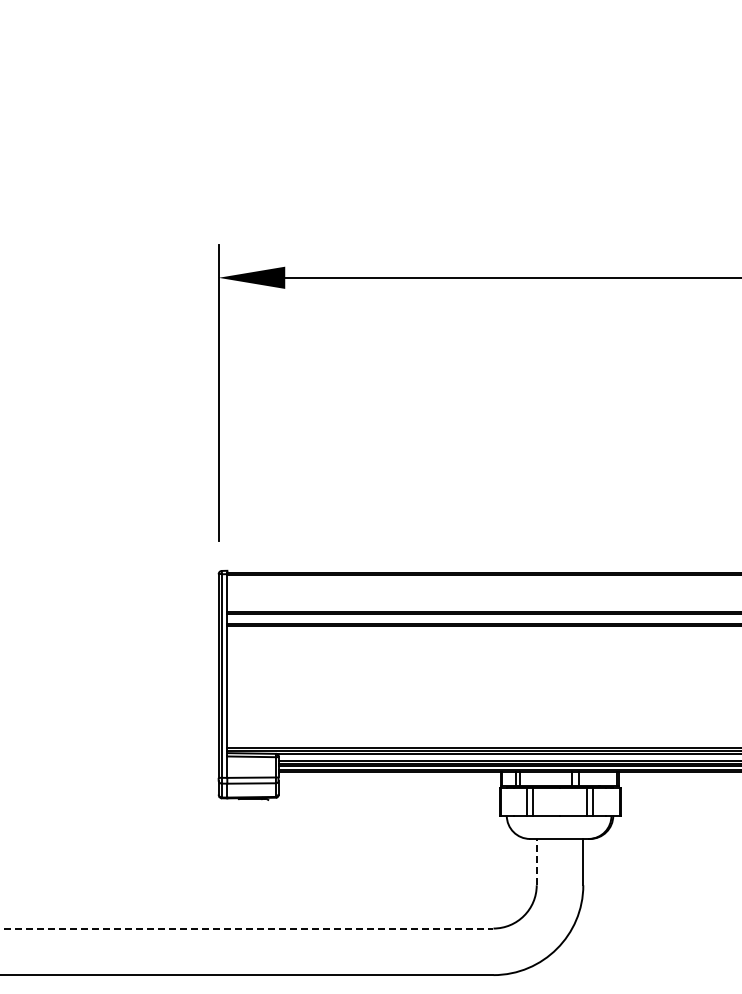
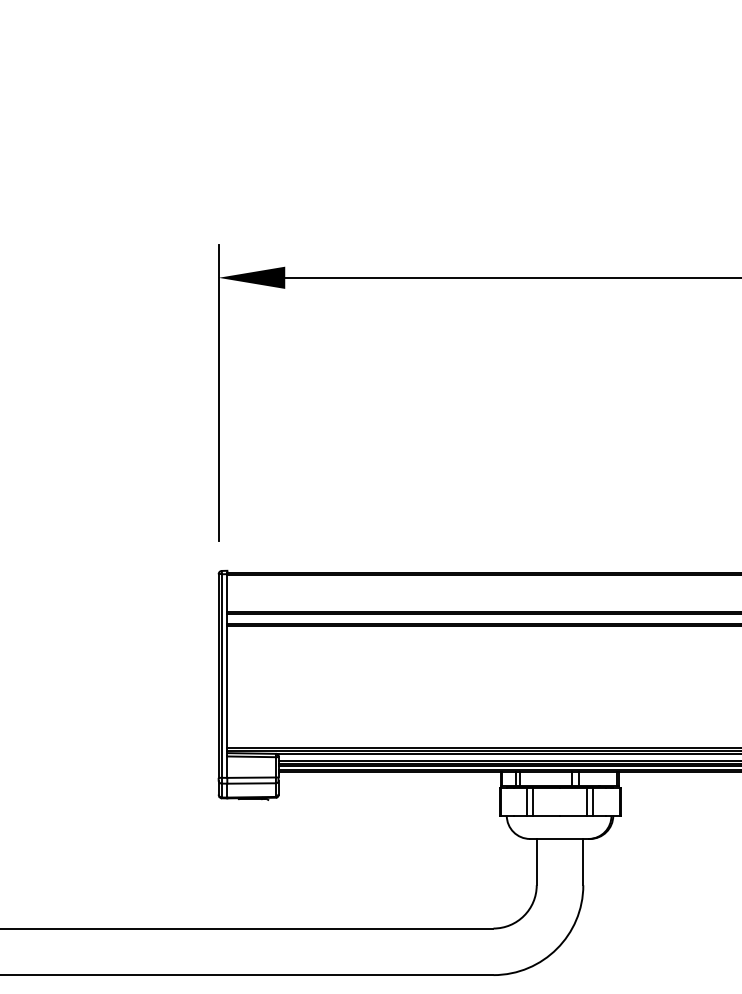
line: dashed -> solid (536, 861)
line: dashed -> solid (247, 928)
